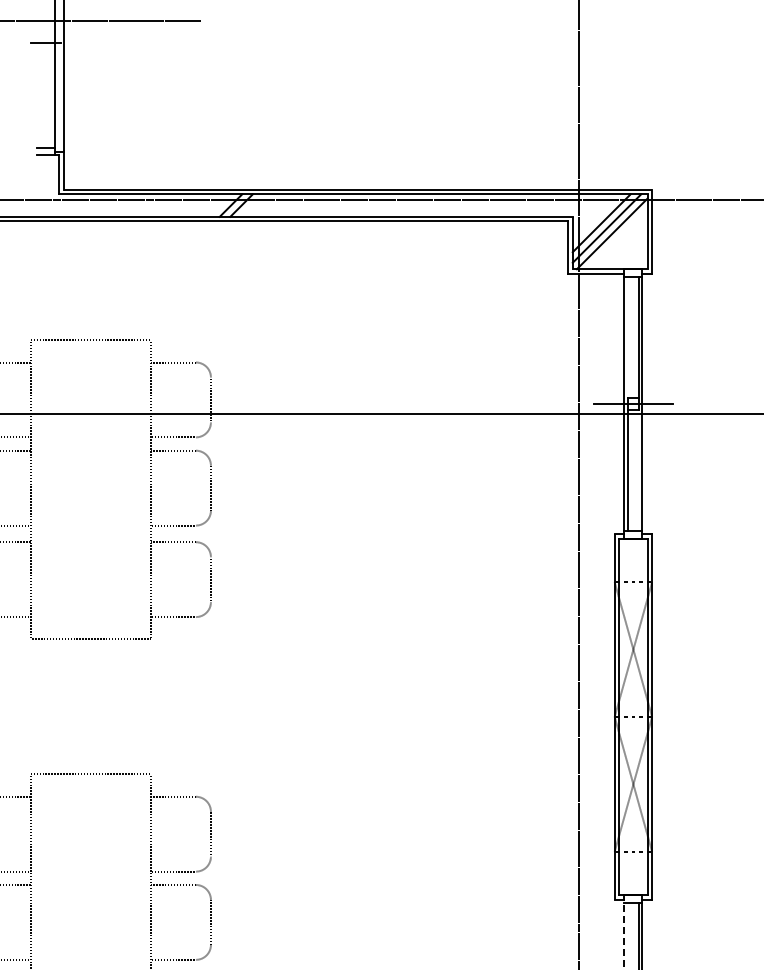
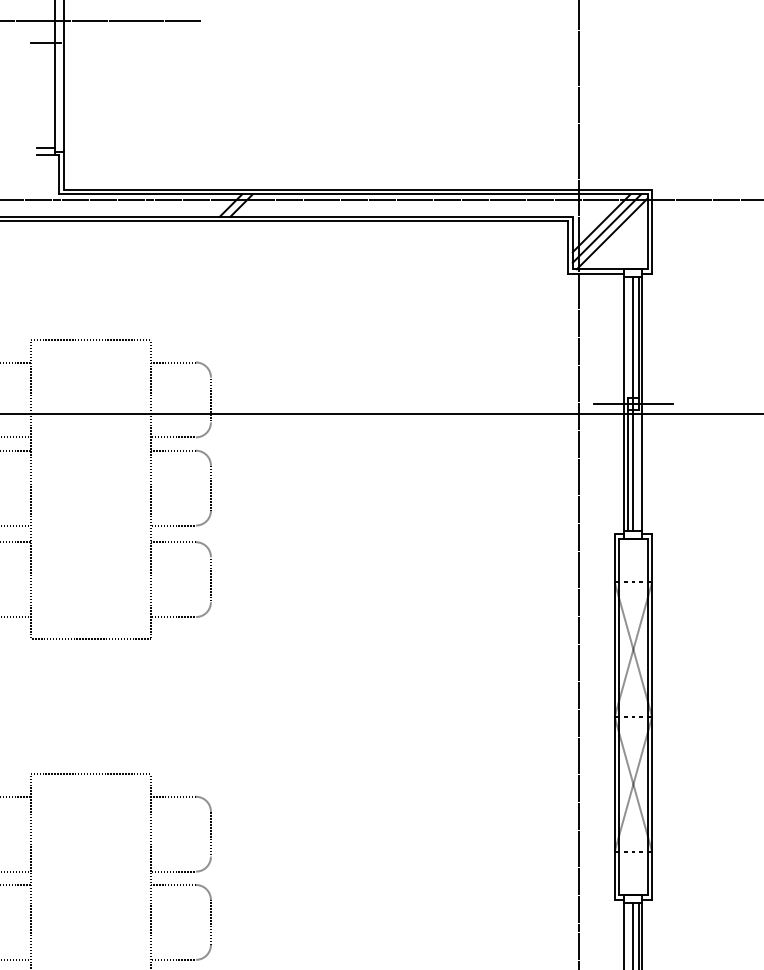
line: none -> present (633, 403)
line: dashed -> solid (624, 932)
line: none -> present (633, 934)
